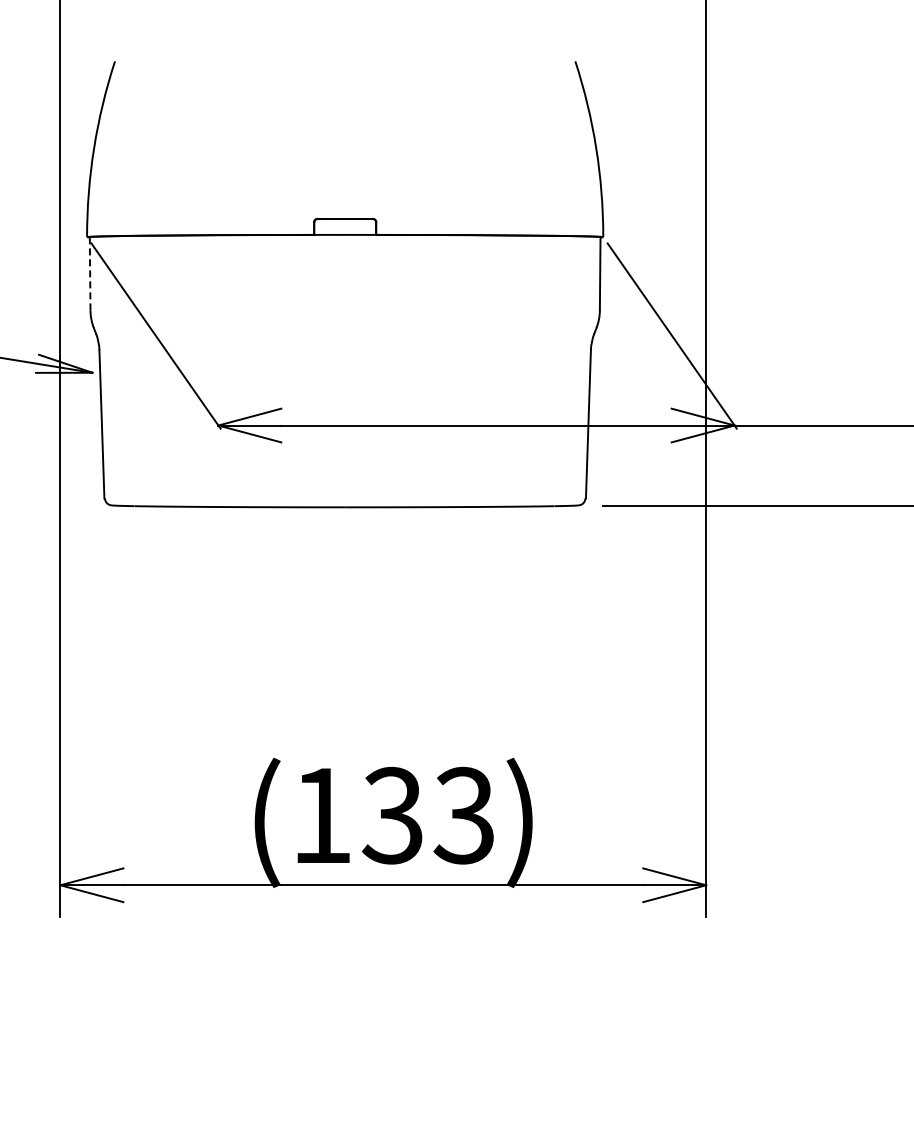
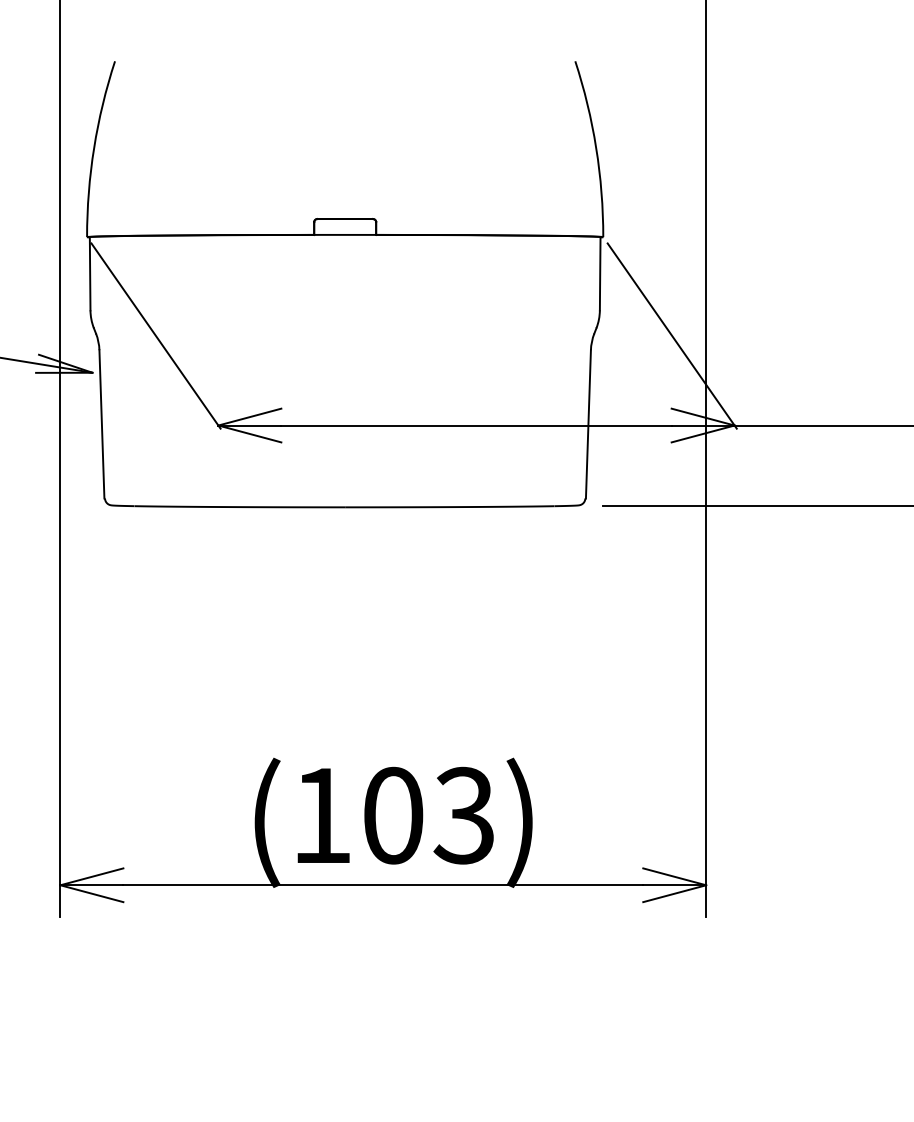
line: dashed -> solid (90, 273)
text: (133) -> (103) (392, 815)
